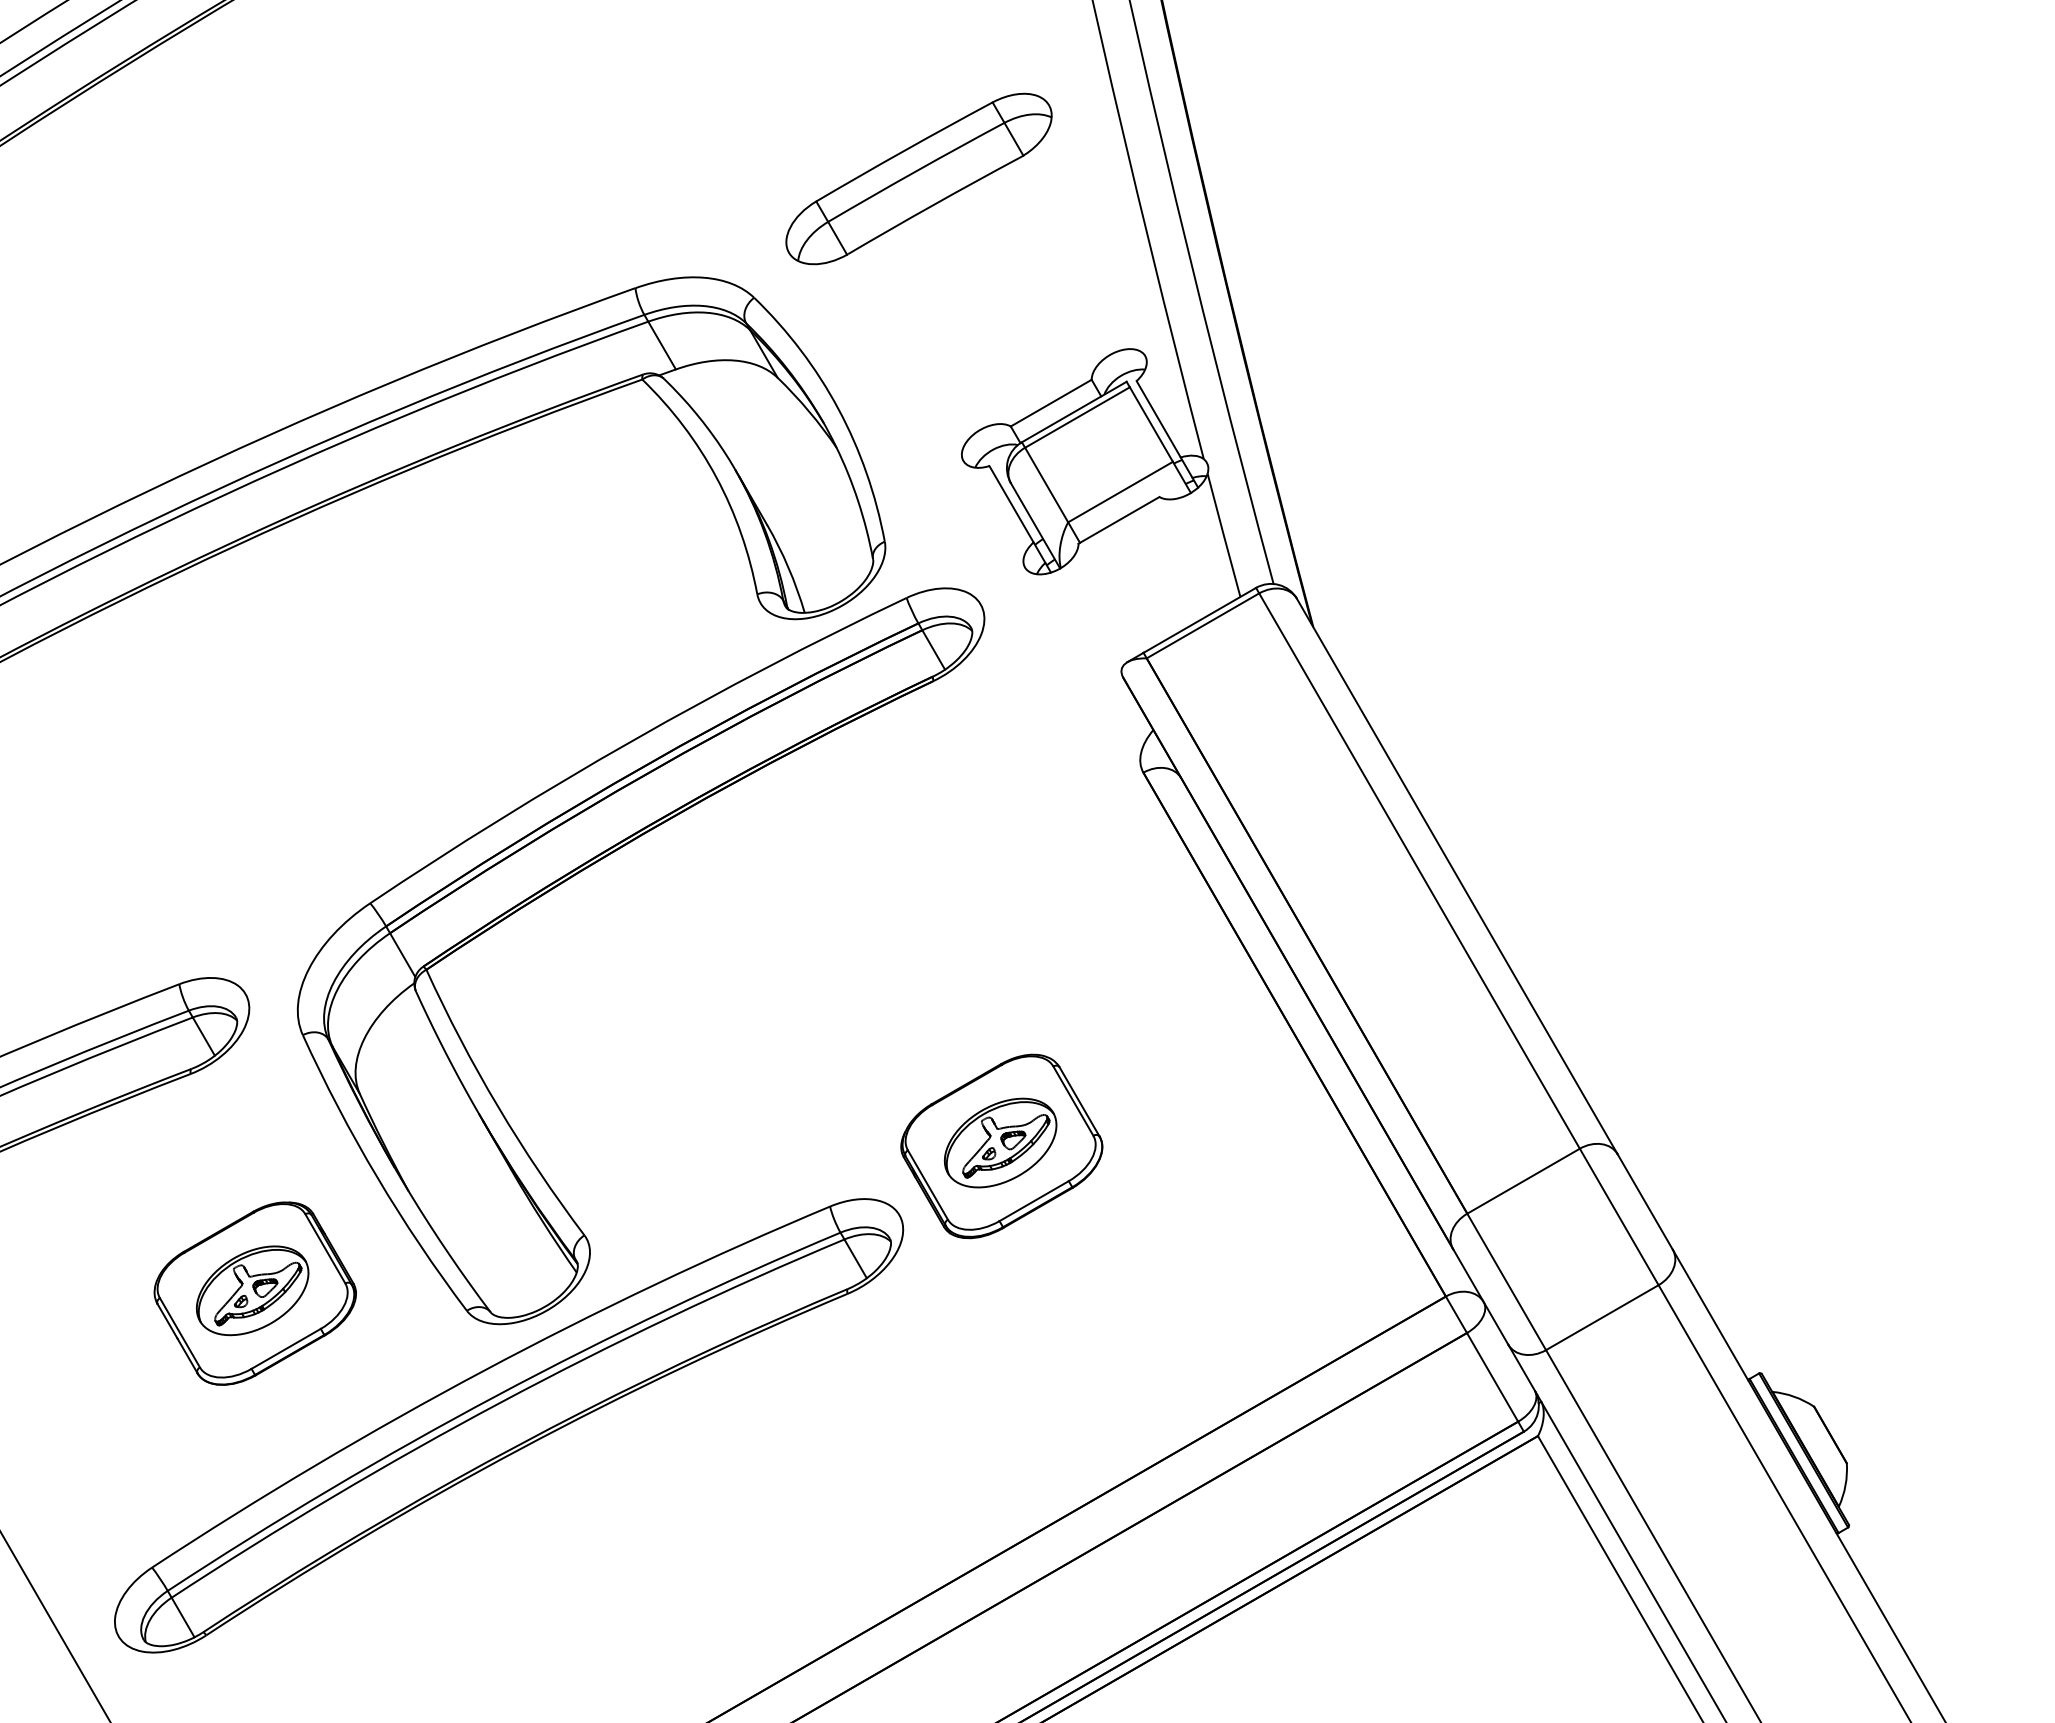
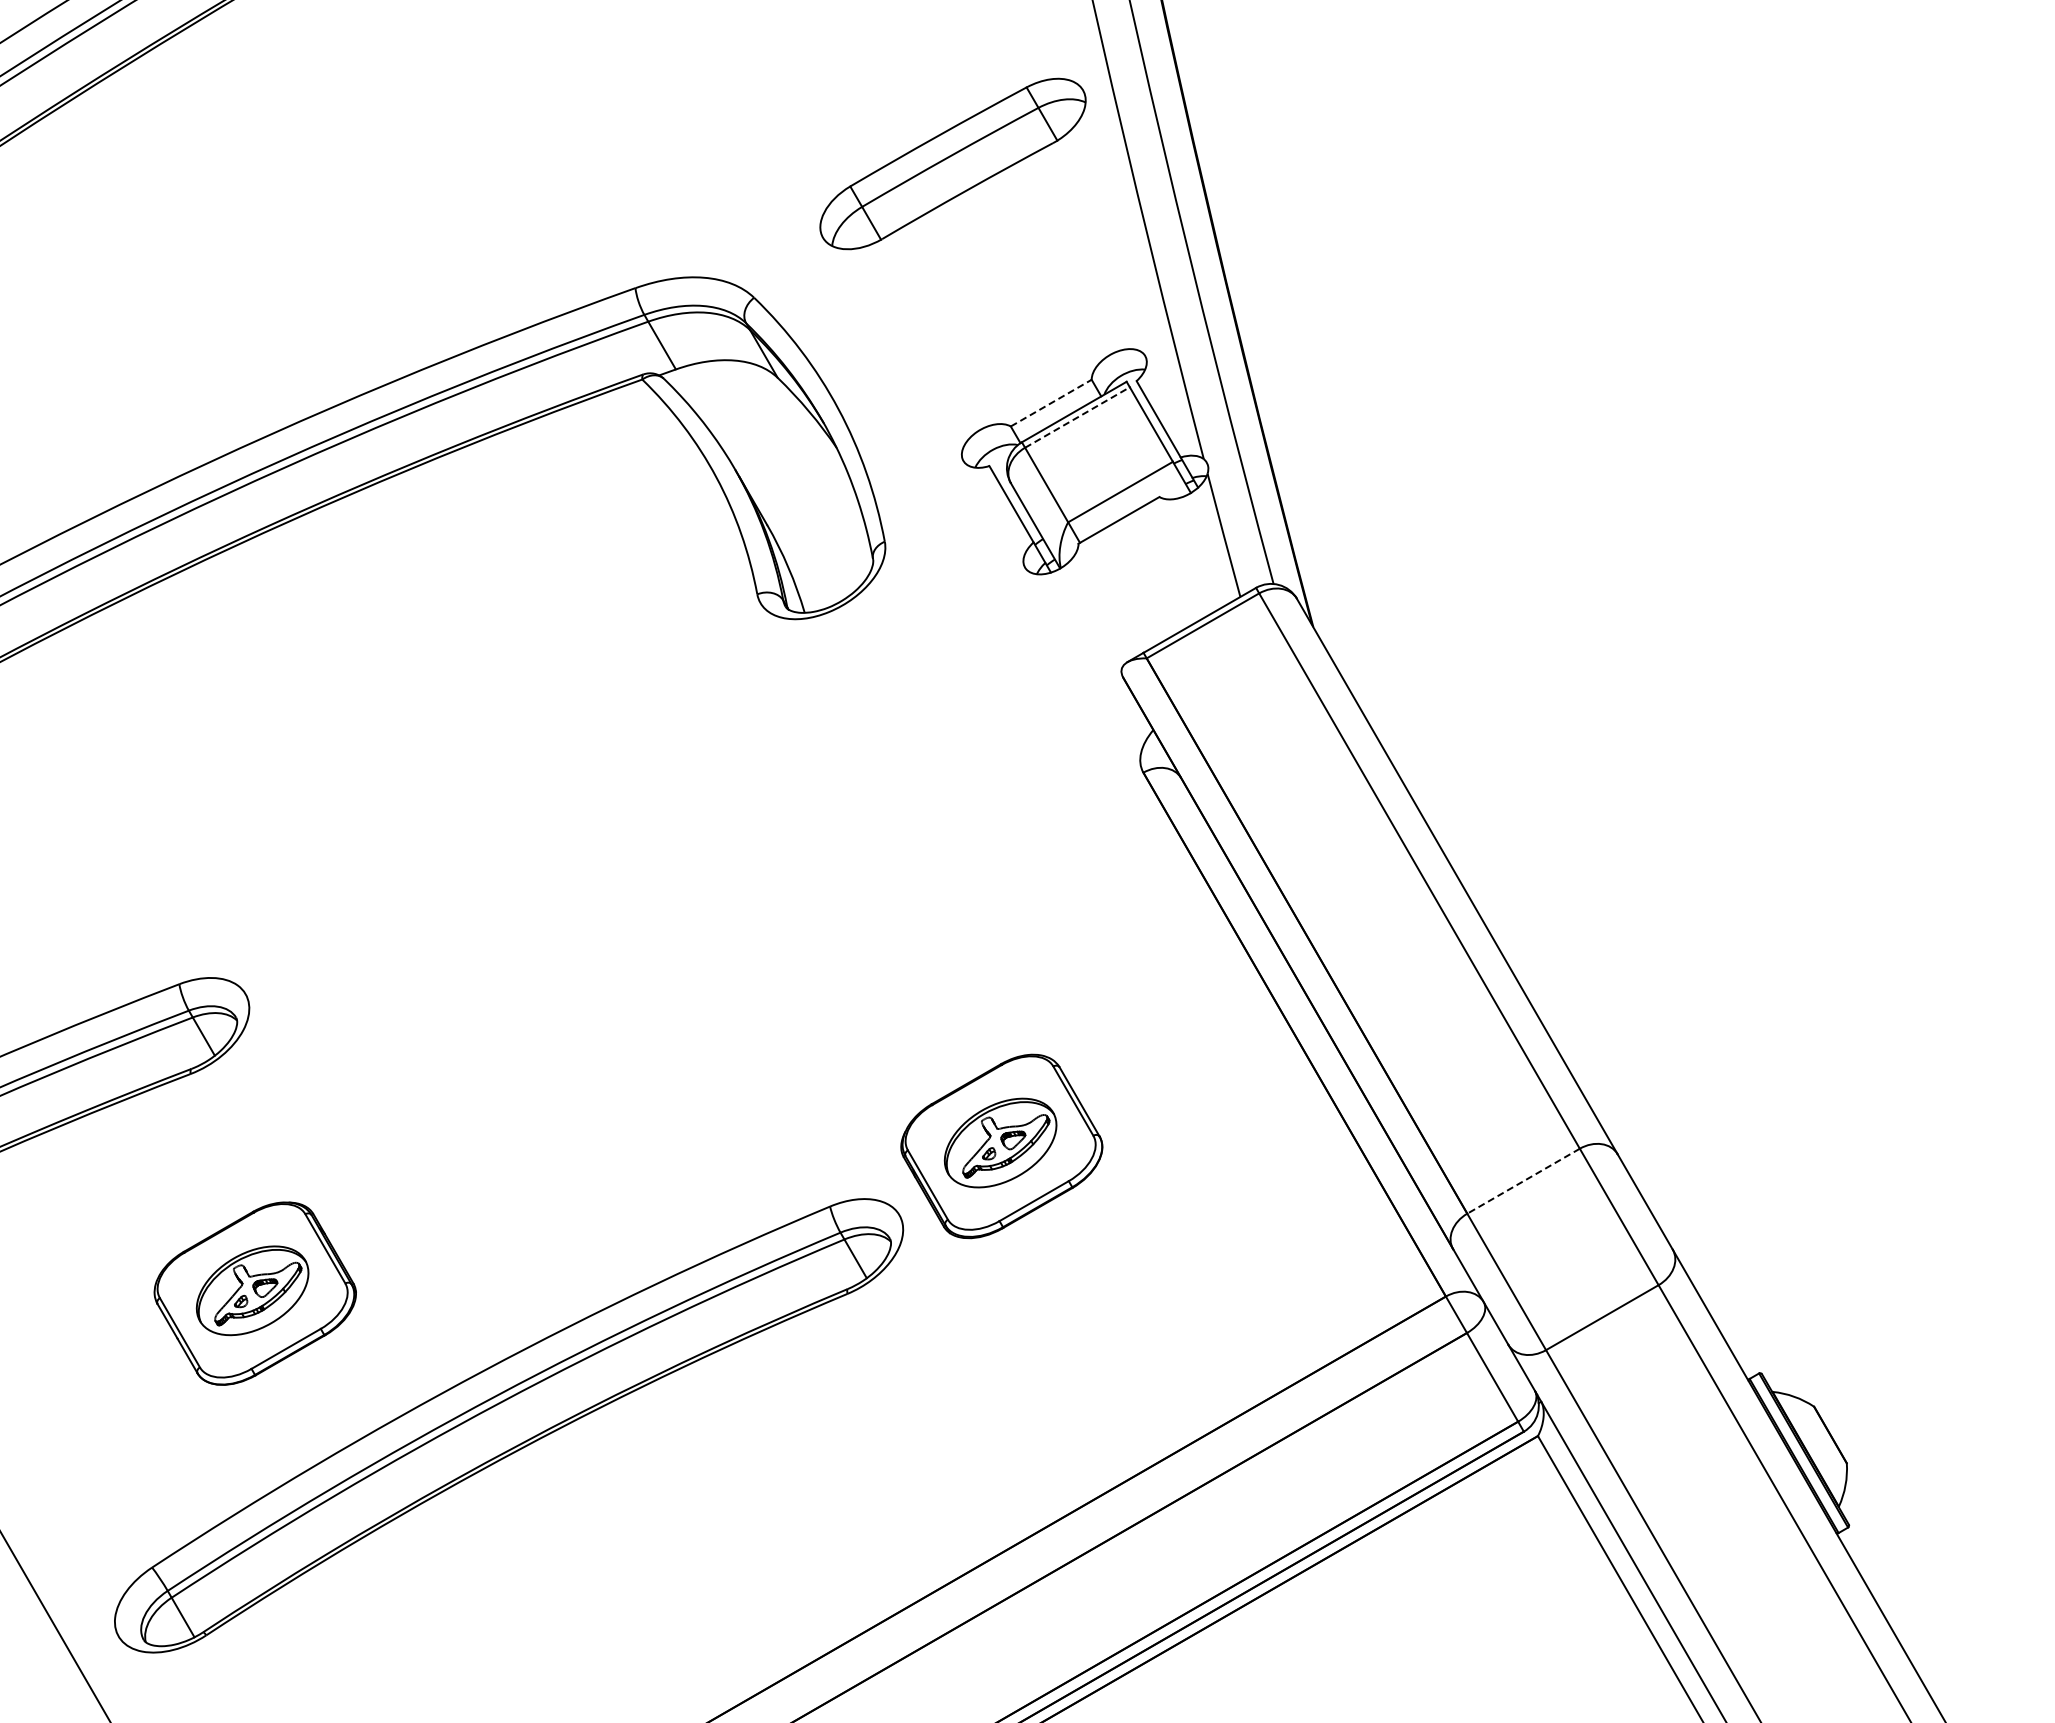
part position: (918, 178) -> (952, 163) (952, 163)
line: solid -> dashed (1051, 403)
line: solid -> dashed (1077, 417)
part: present -> none (589, 867)
line: solid -> dashed (1523, 1181)
